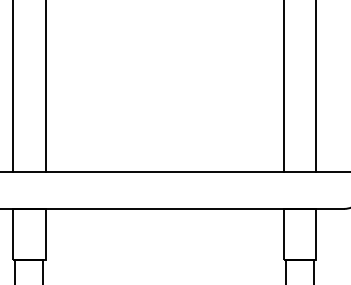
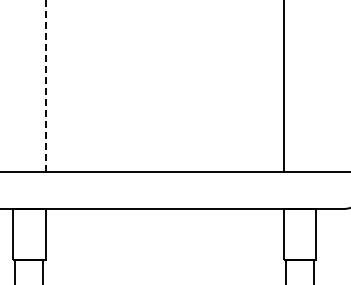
line: solid -> dashed (45, 85)
line: present -> none (12, 86)
line: present -> none (316, 86)
